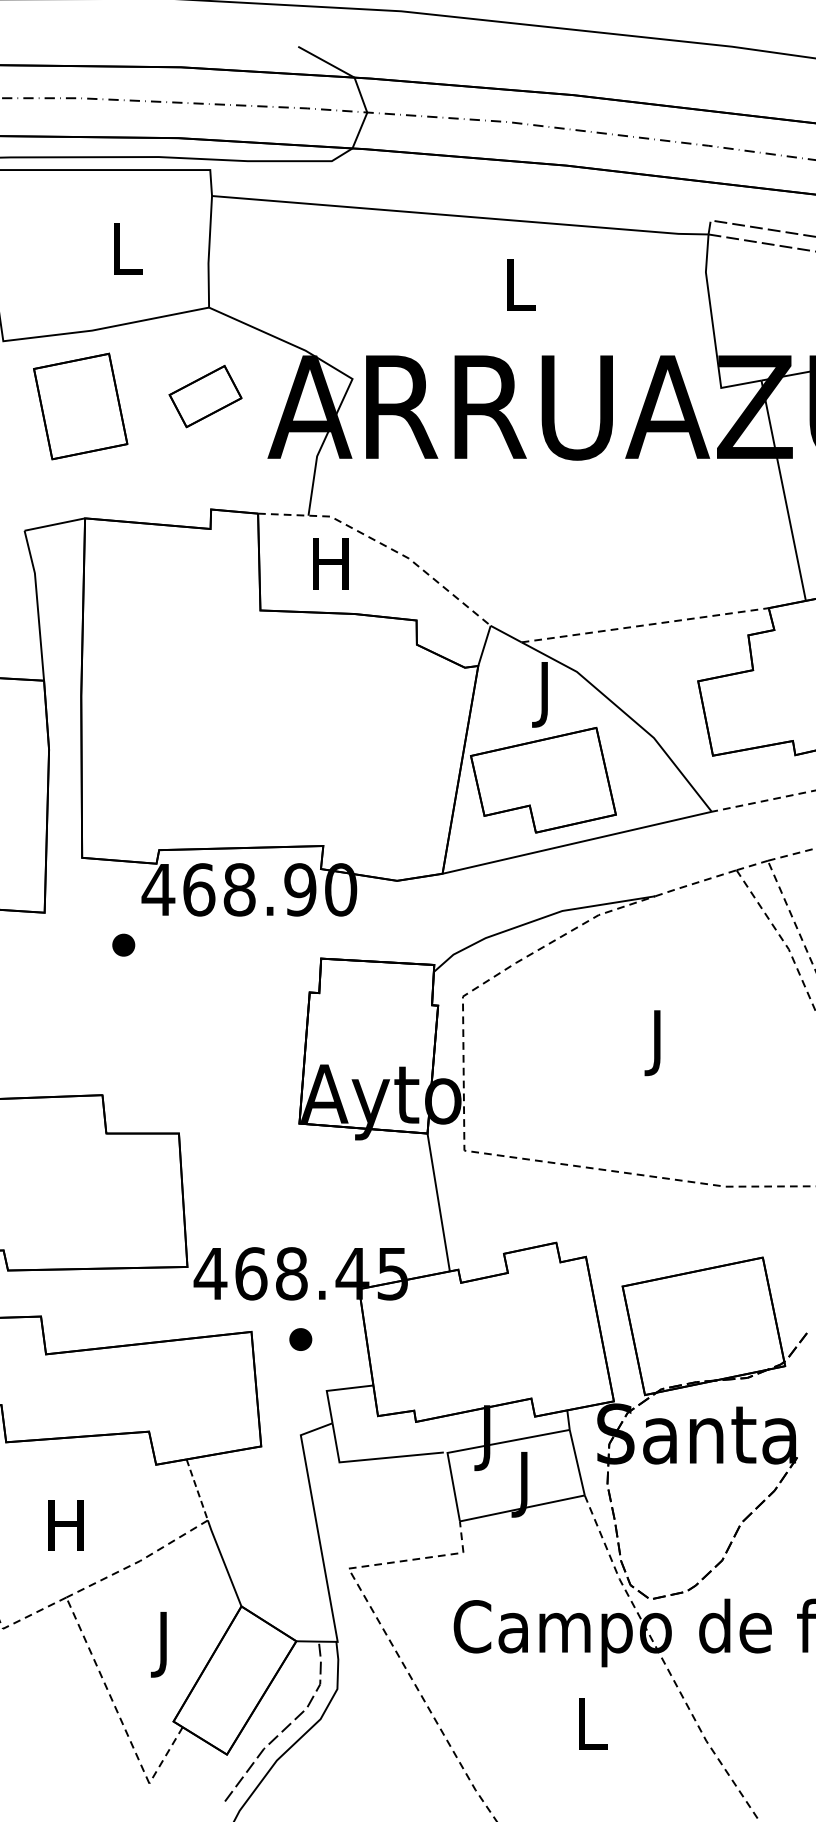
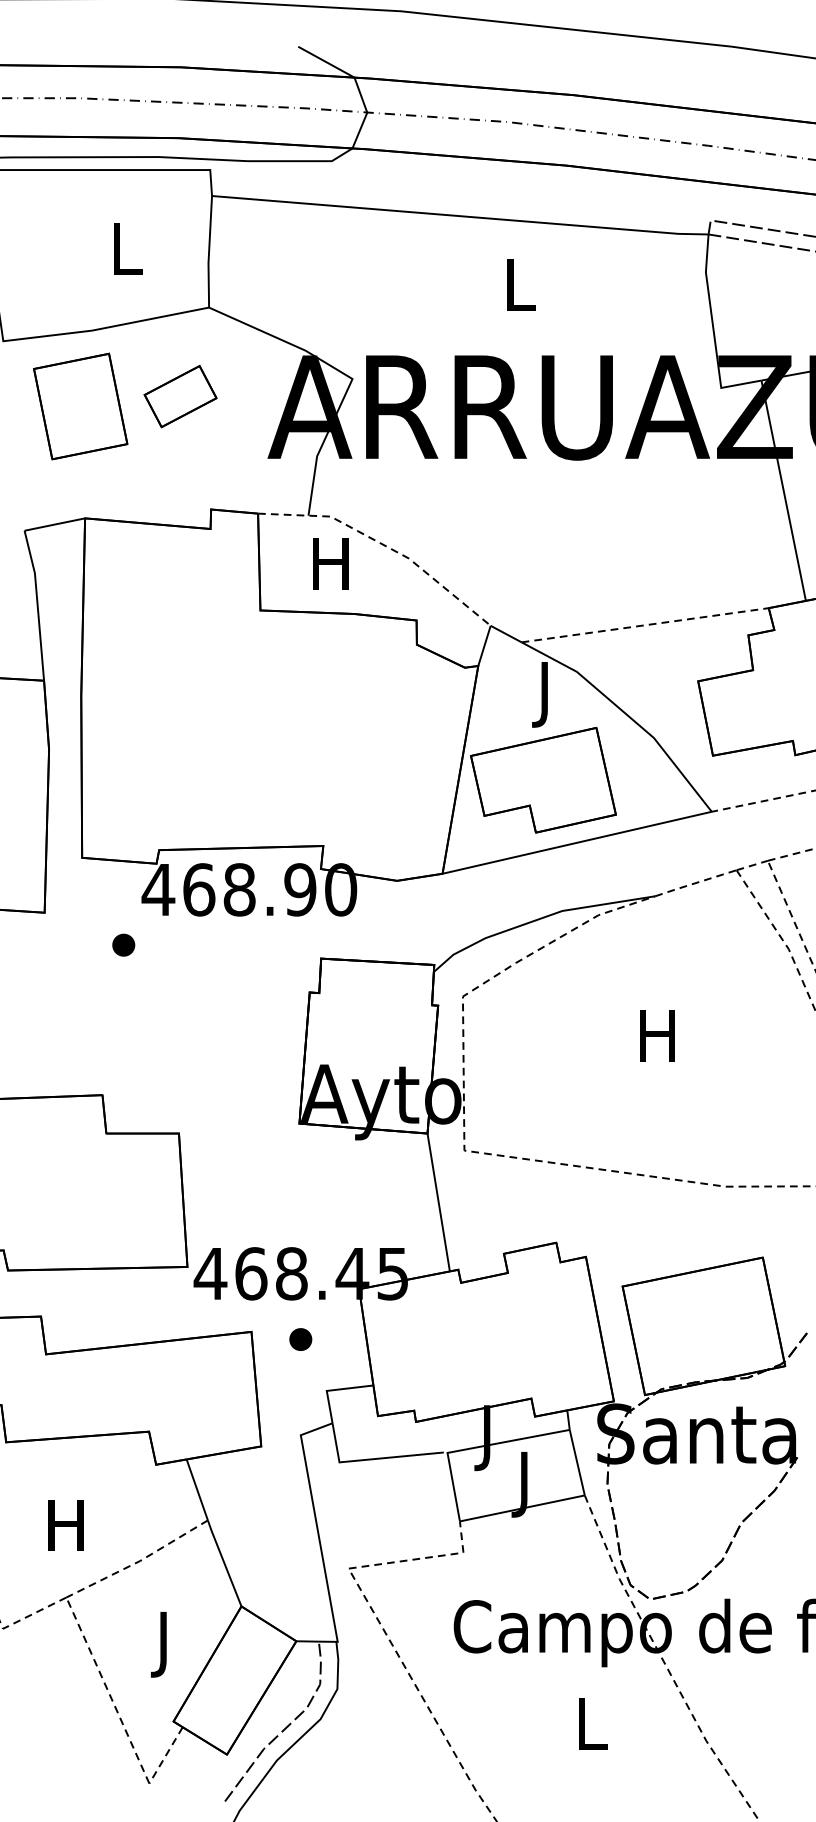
part position: (205, 396) -> (180, 396) (180, 396)
text: J -> H (657, 1043)
line: dashed -> solid (197, 1490)
